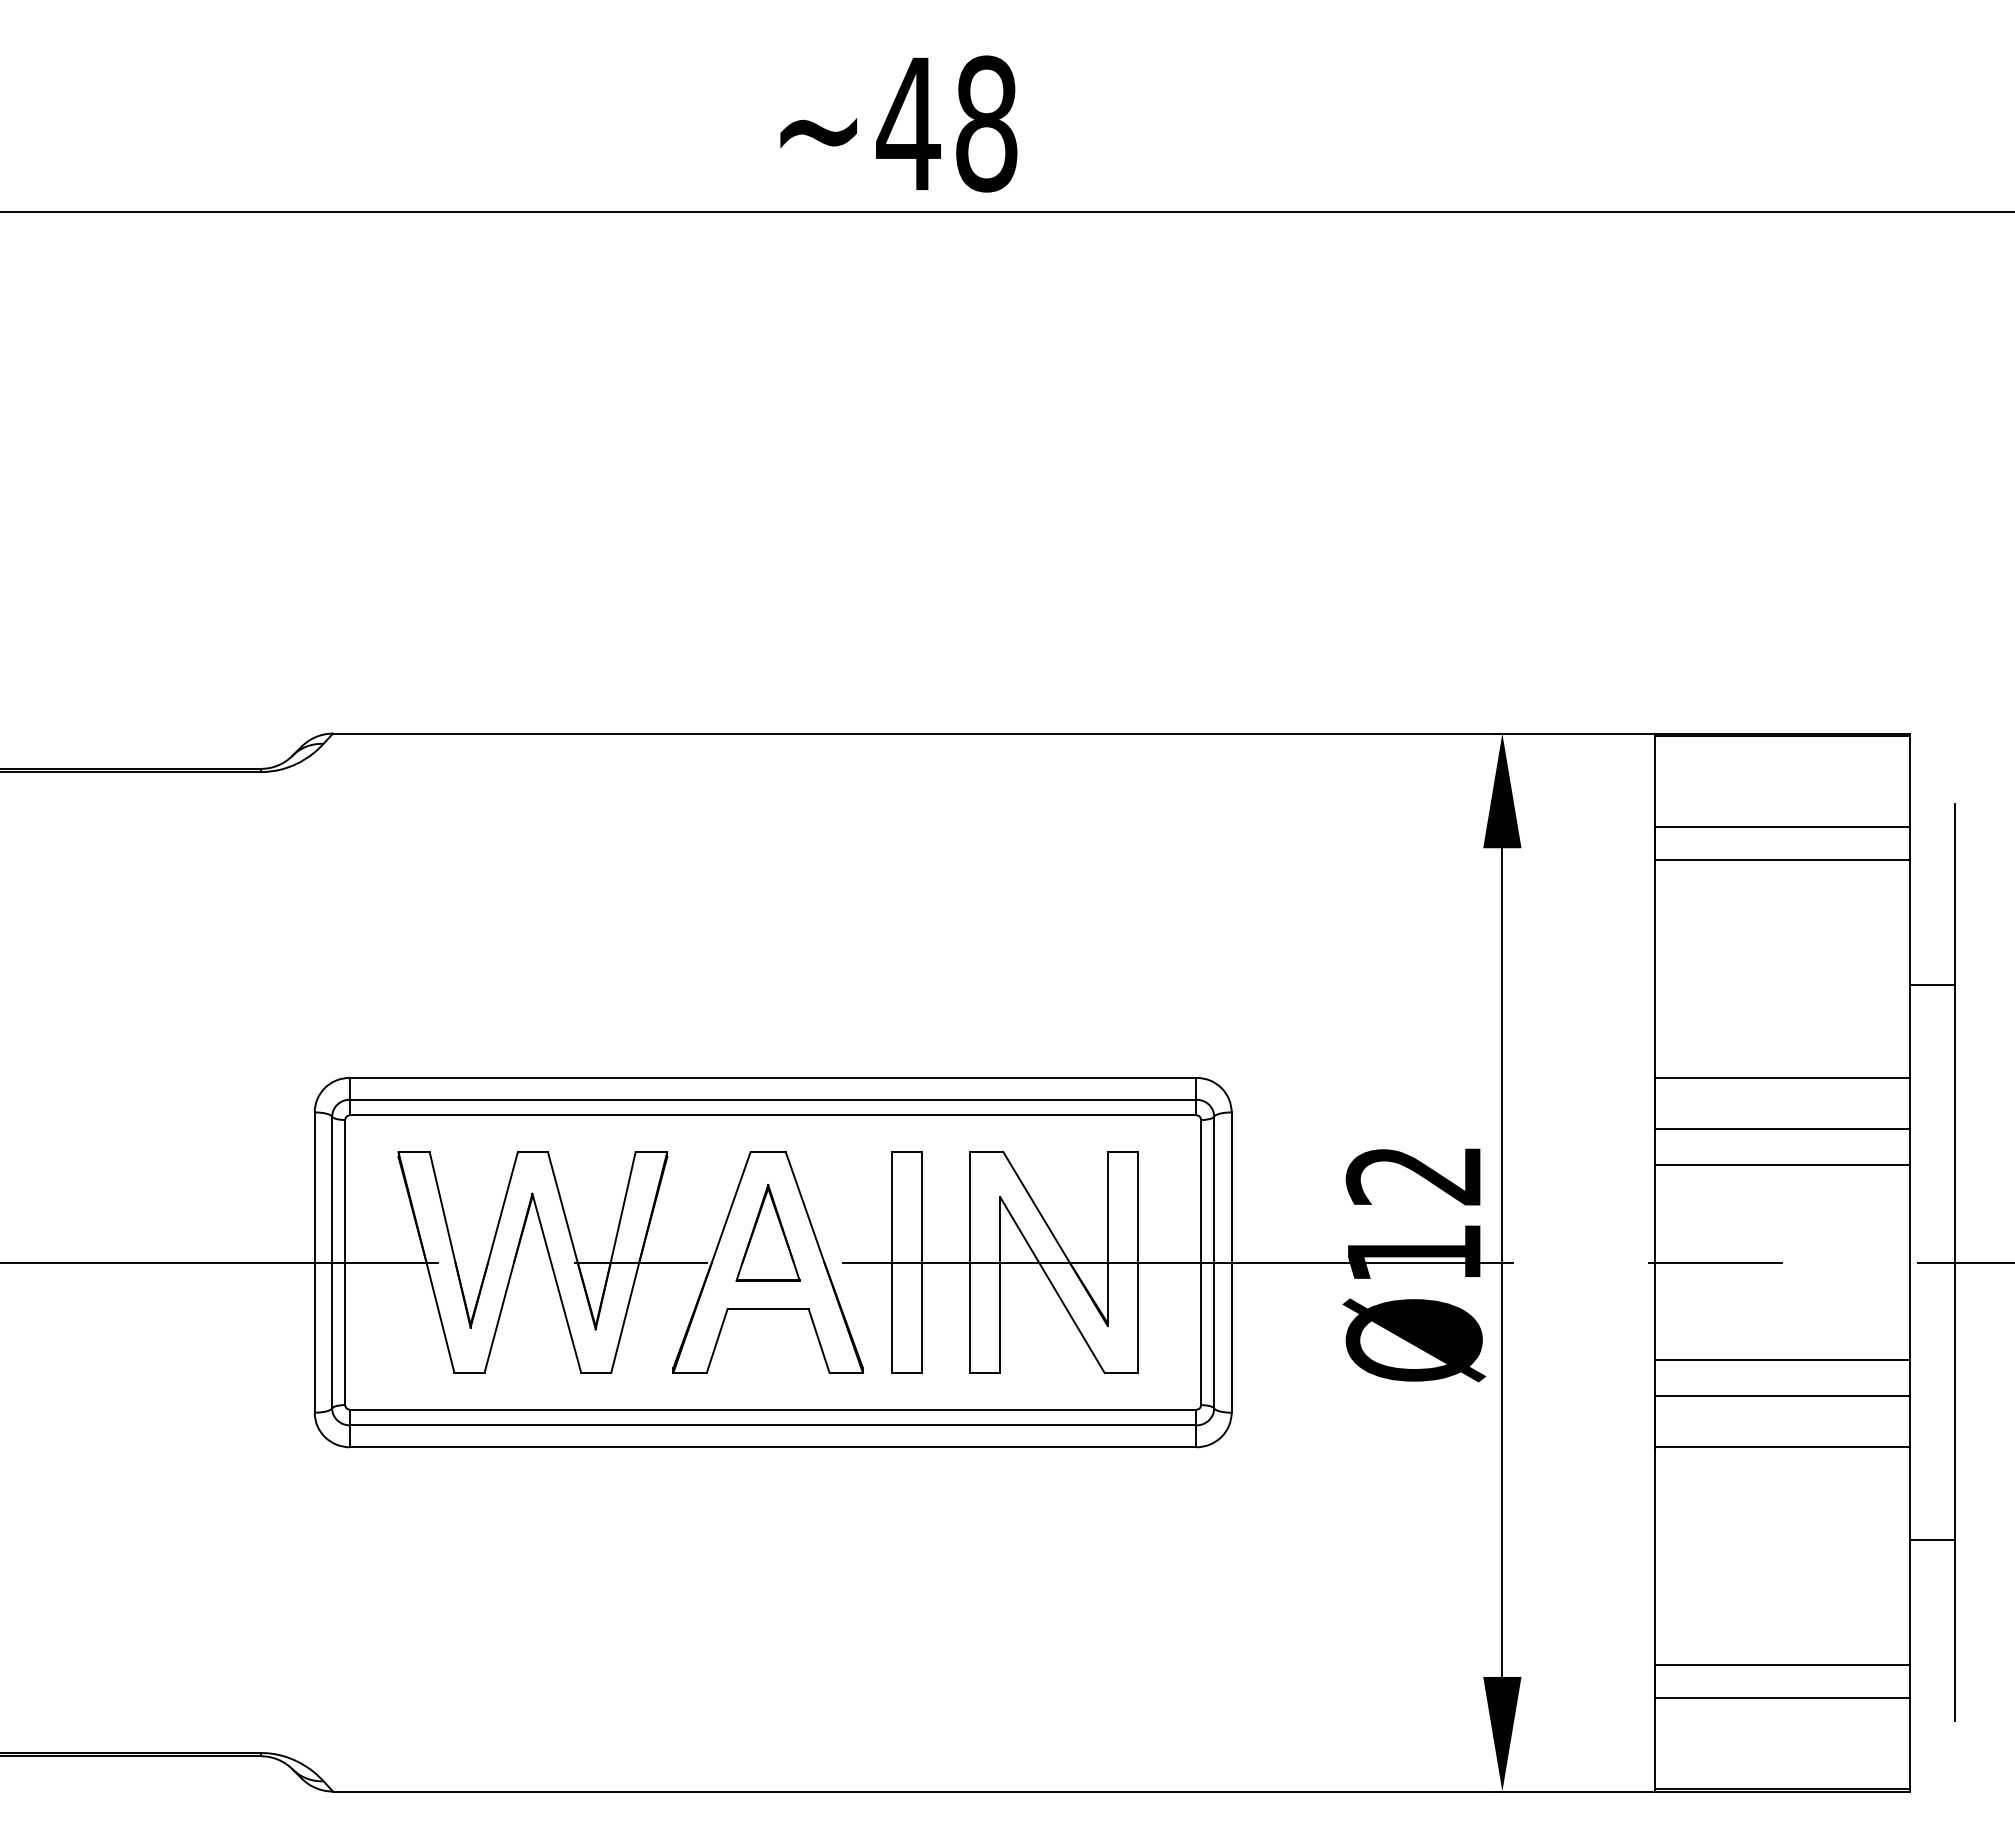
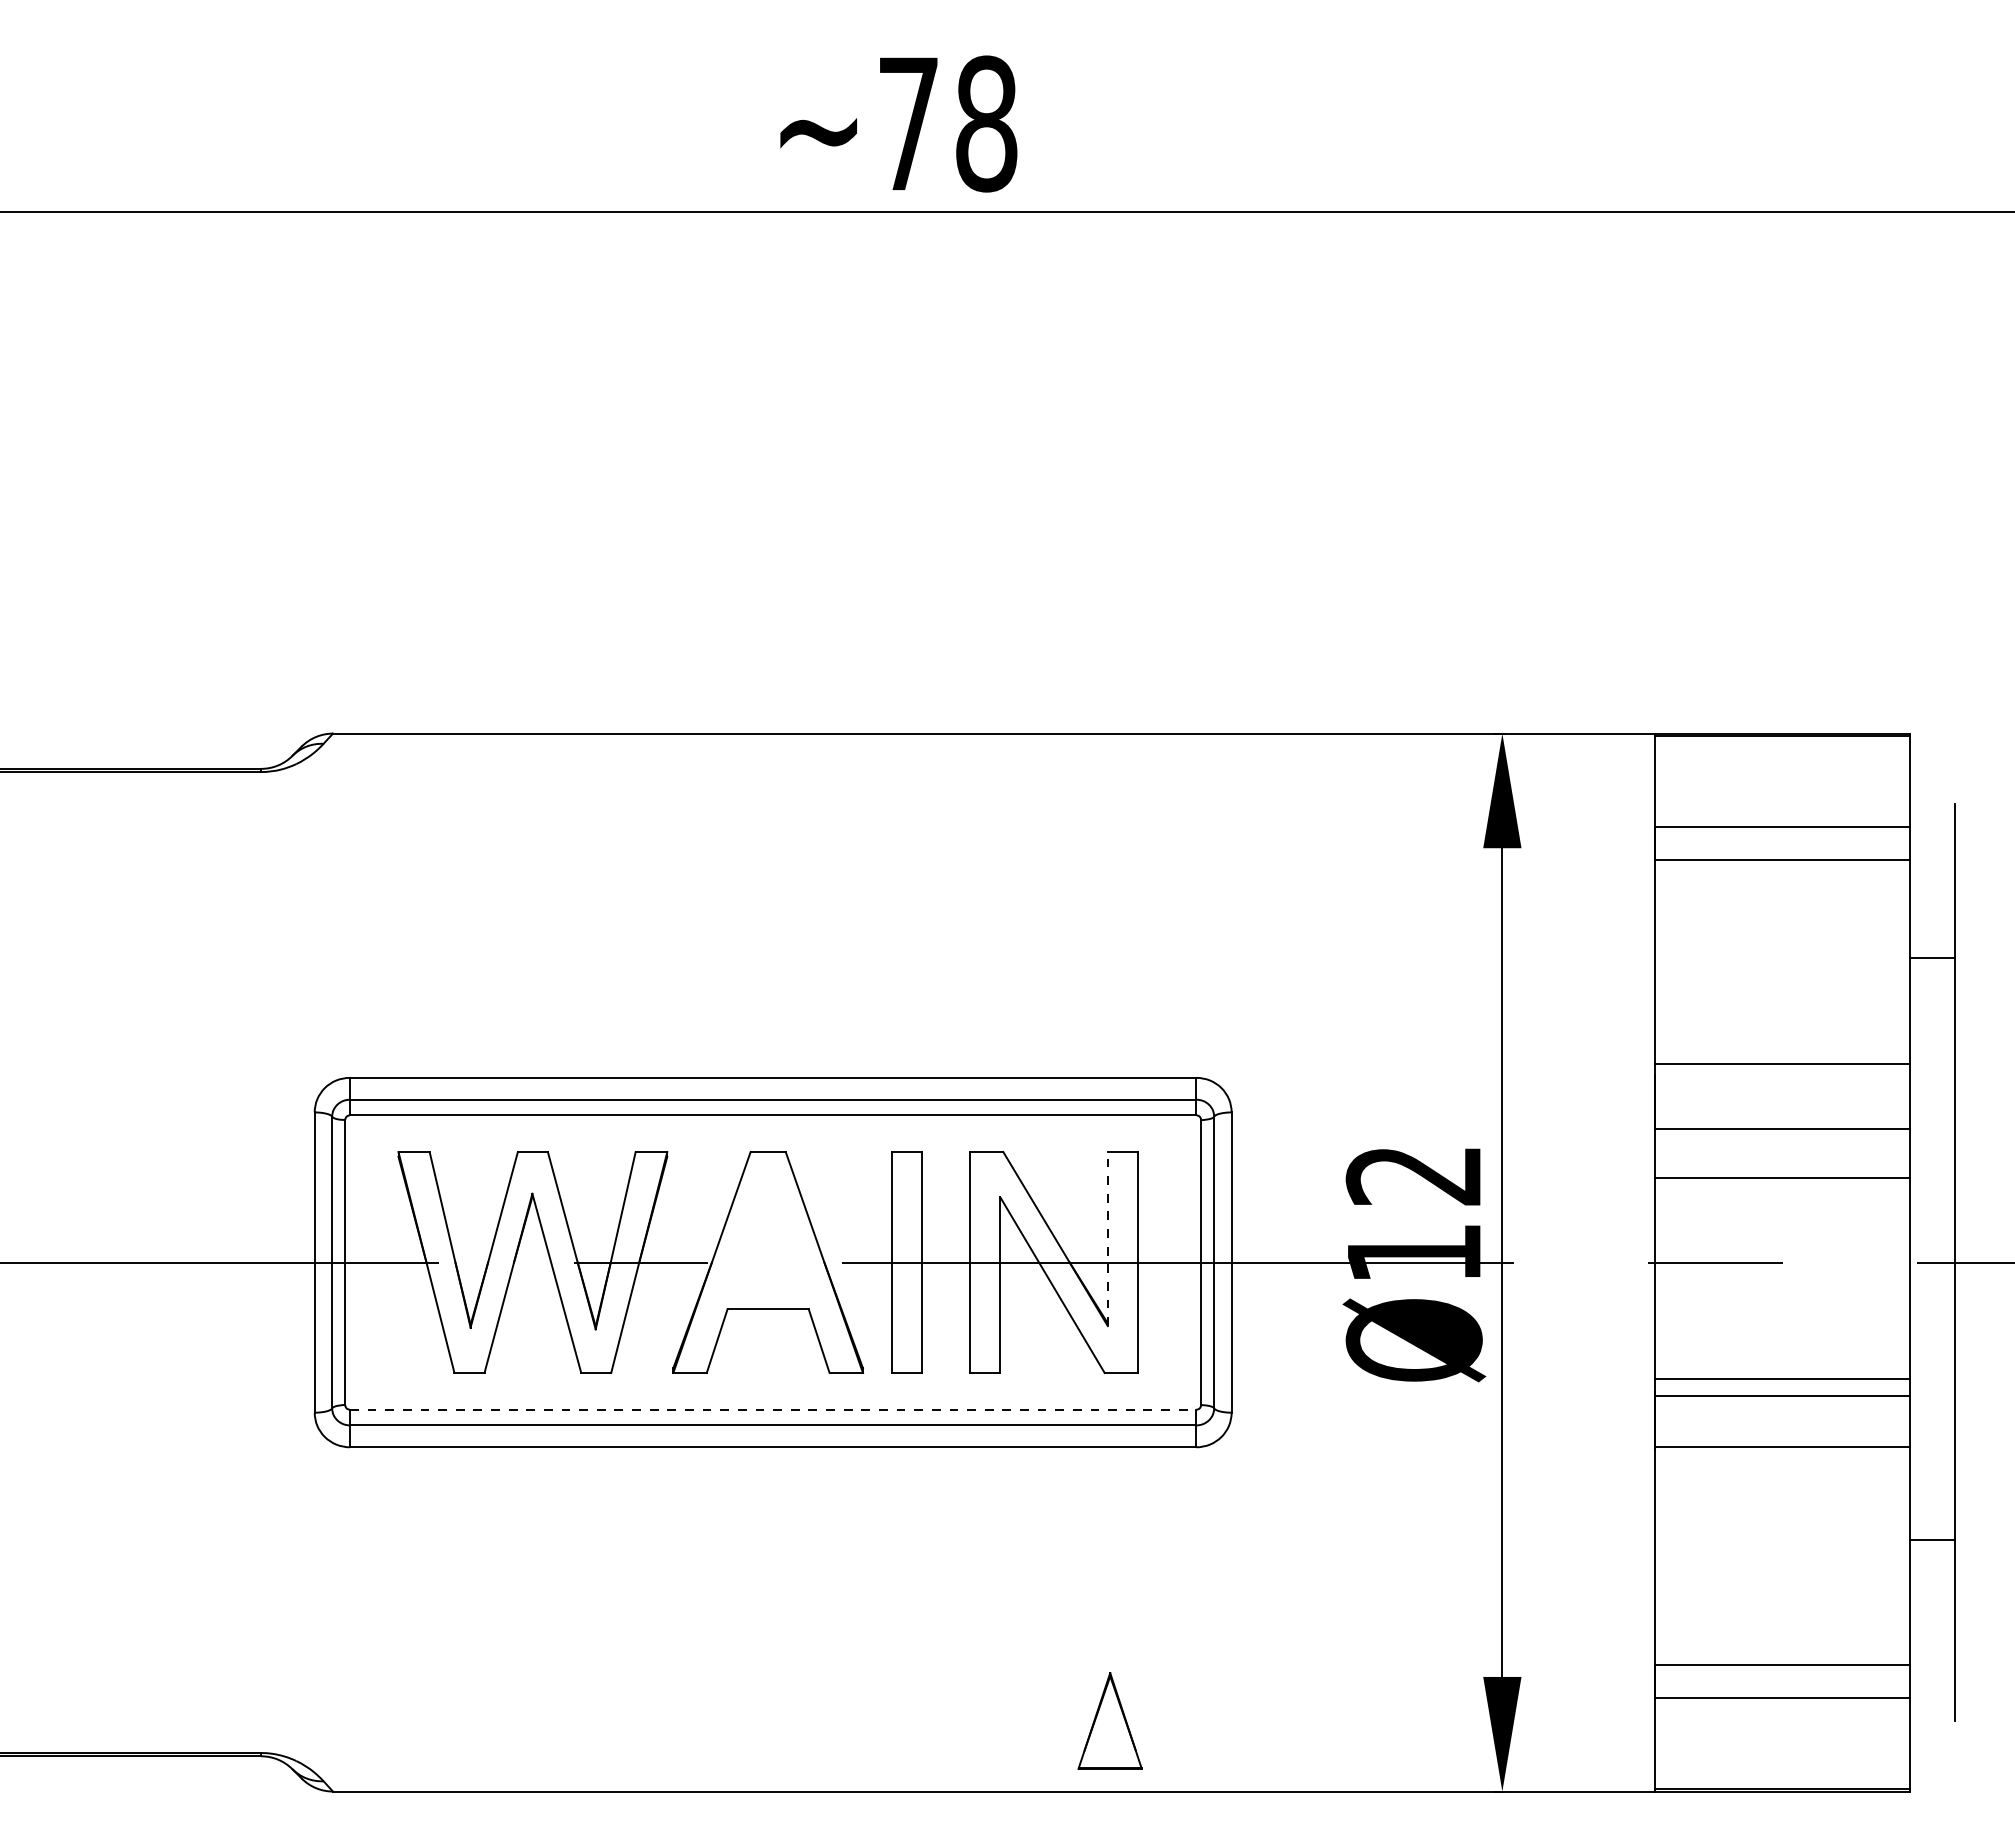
text: ~48 -> ~78 (908, 123)
line position: (1932, 984) -> (1932, 957) (1932, 957)
line position: (1782, 1077) -> (1782, 1063) (1782, 1063)
line position: (1782, 1164) -> (1782, 1177) (1782, 1177)
part position: (767, 1232) -> (1109, 1720) (1109, 1720)
line: solid -> dashed (1107, 1239)
line position: (1782, 1360) -> (1782, 1379) (1782, 1379)
line: solid -> dashed (773, 1409)
